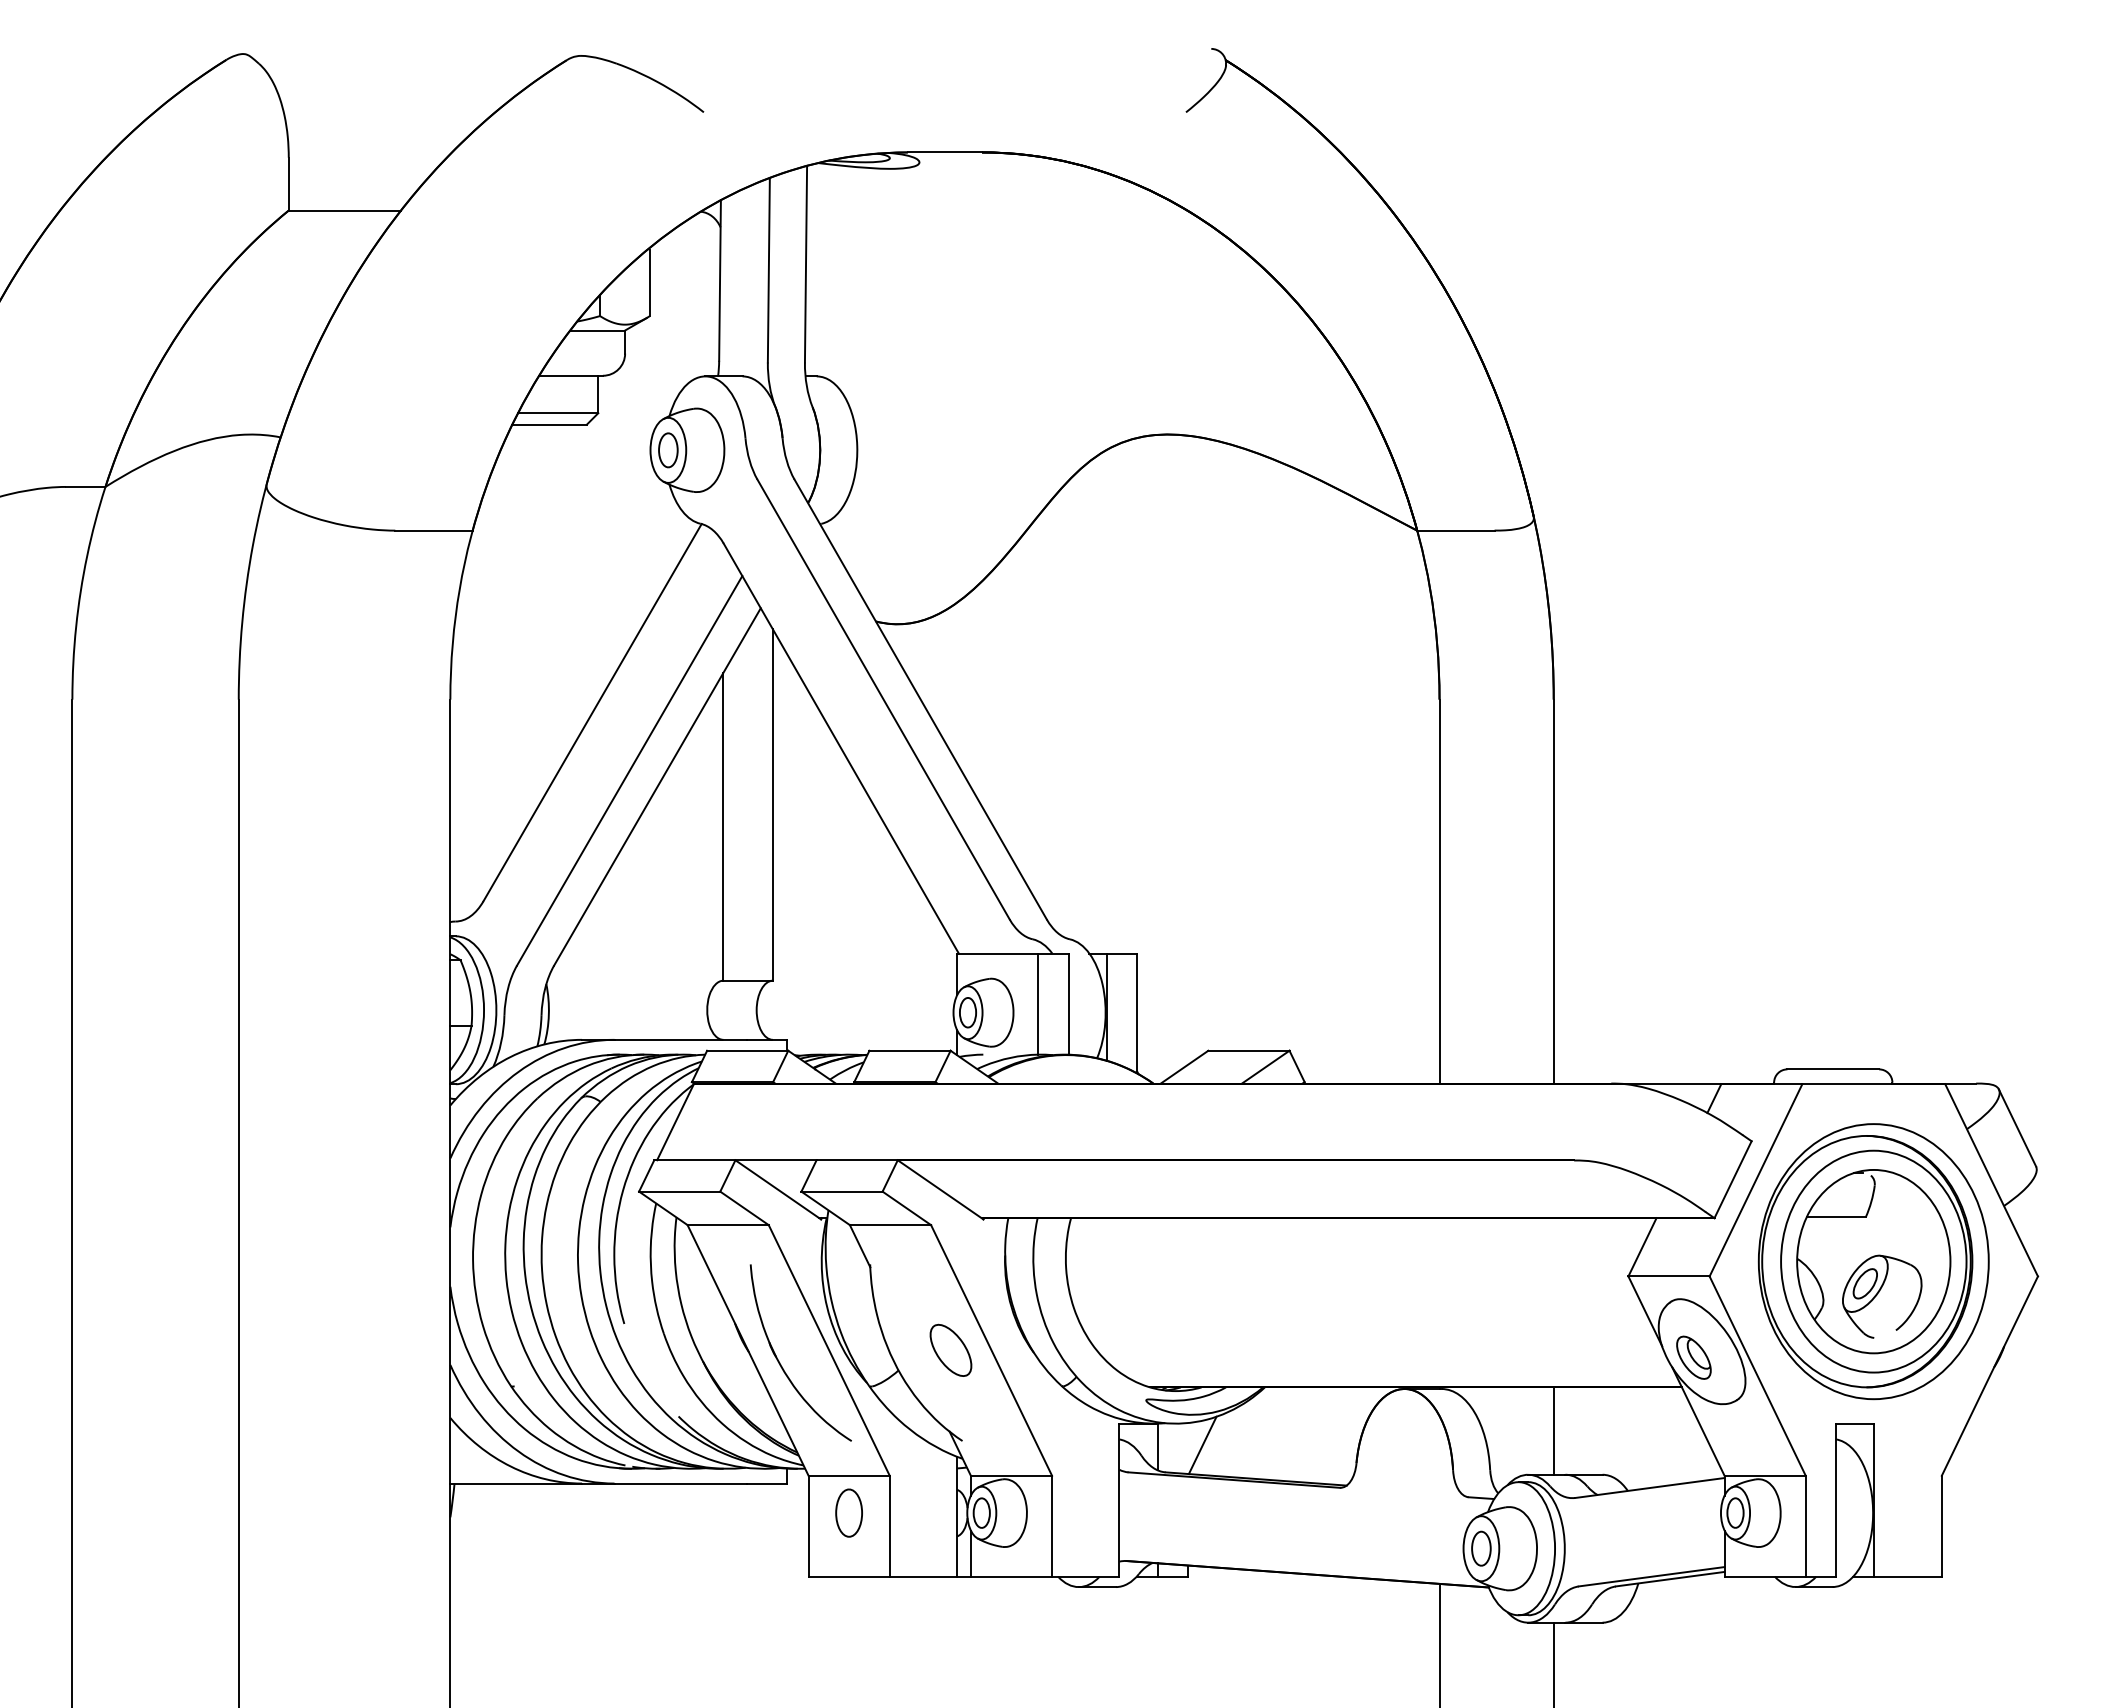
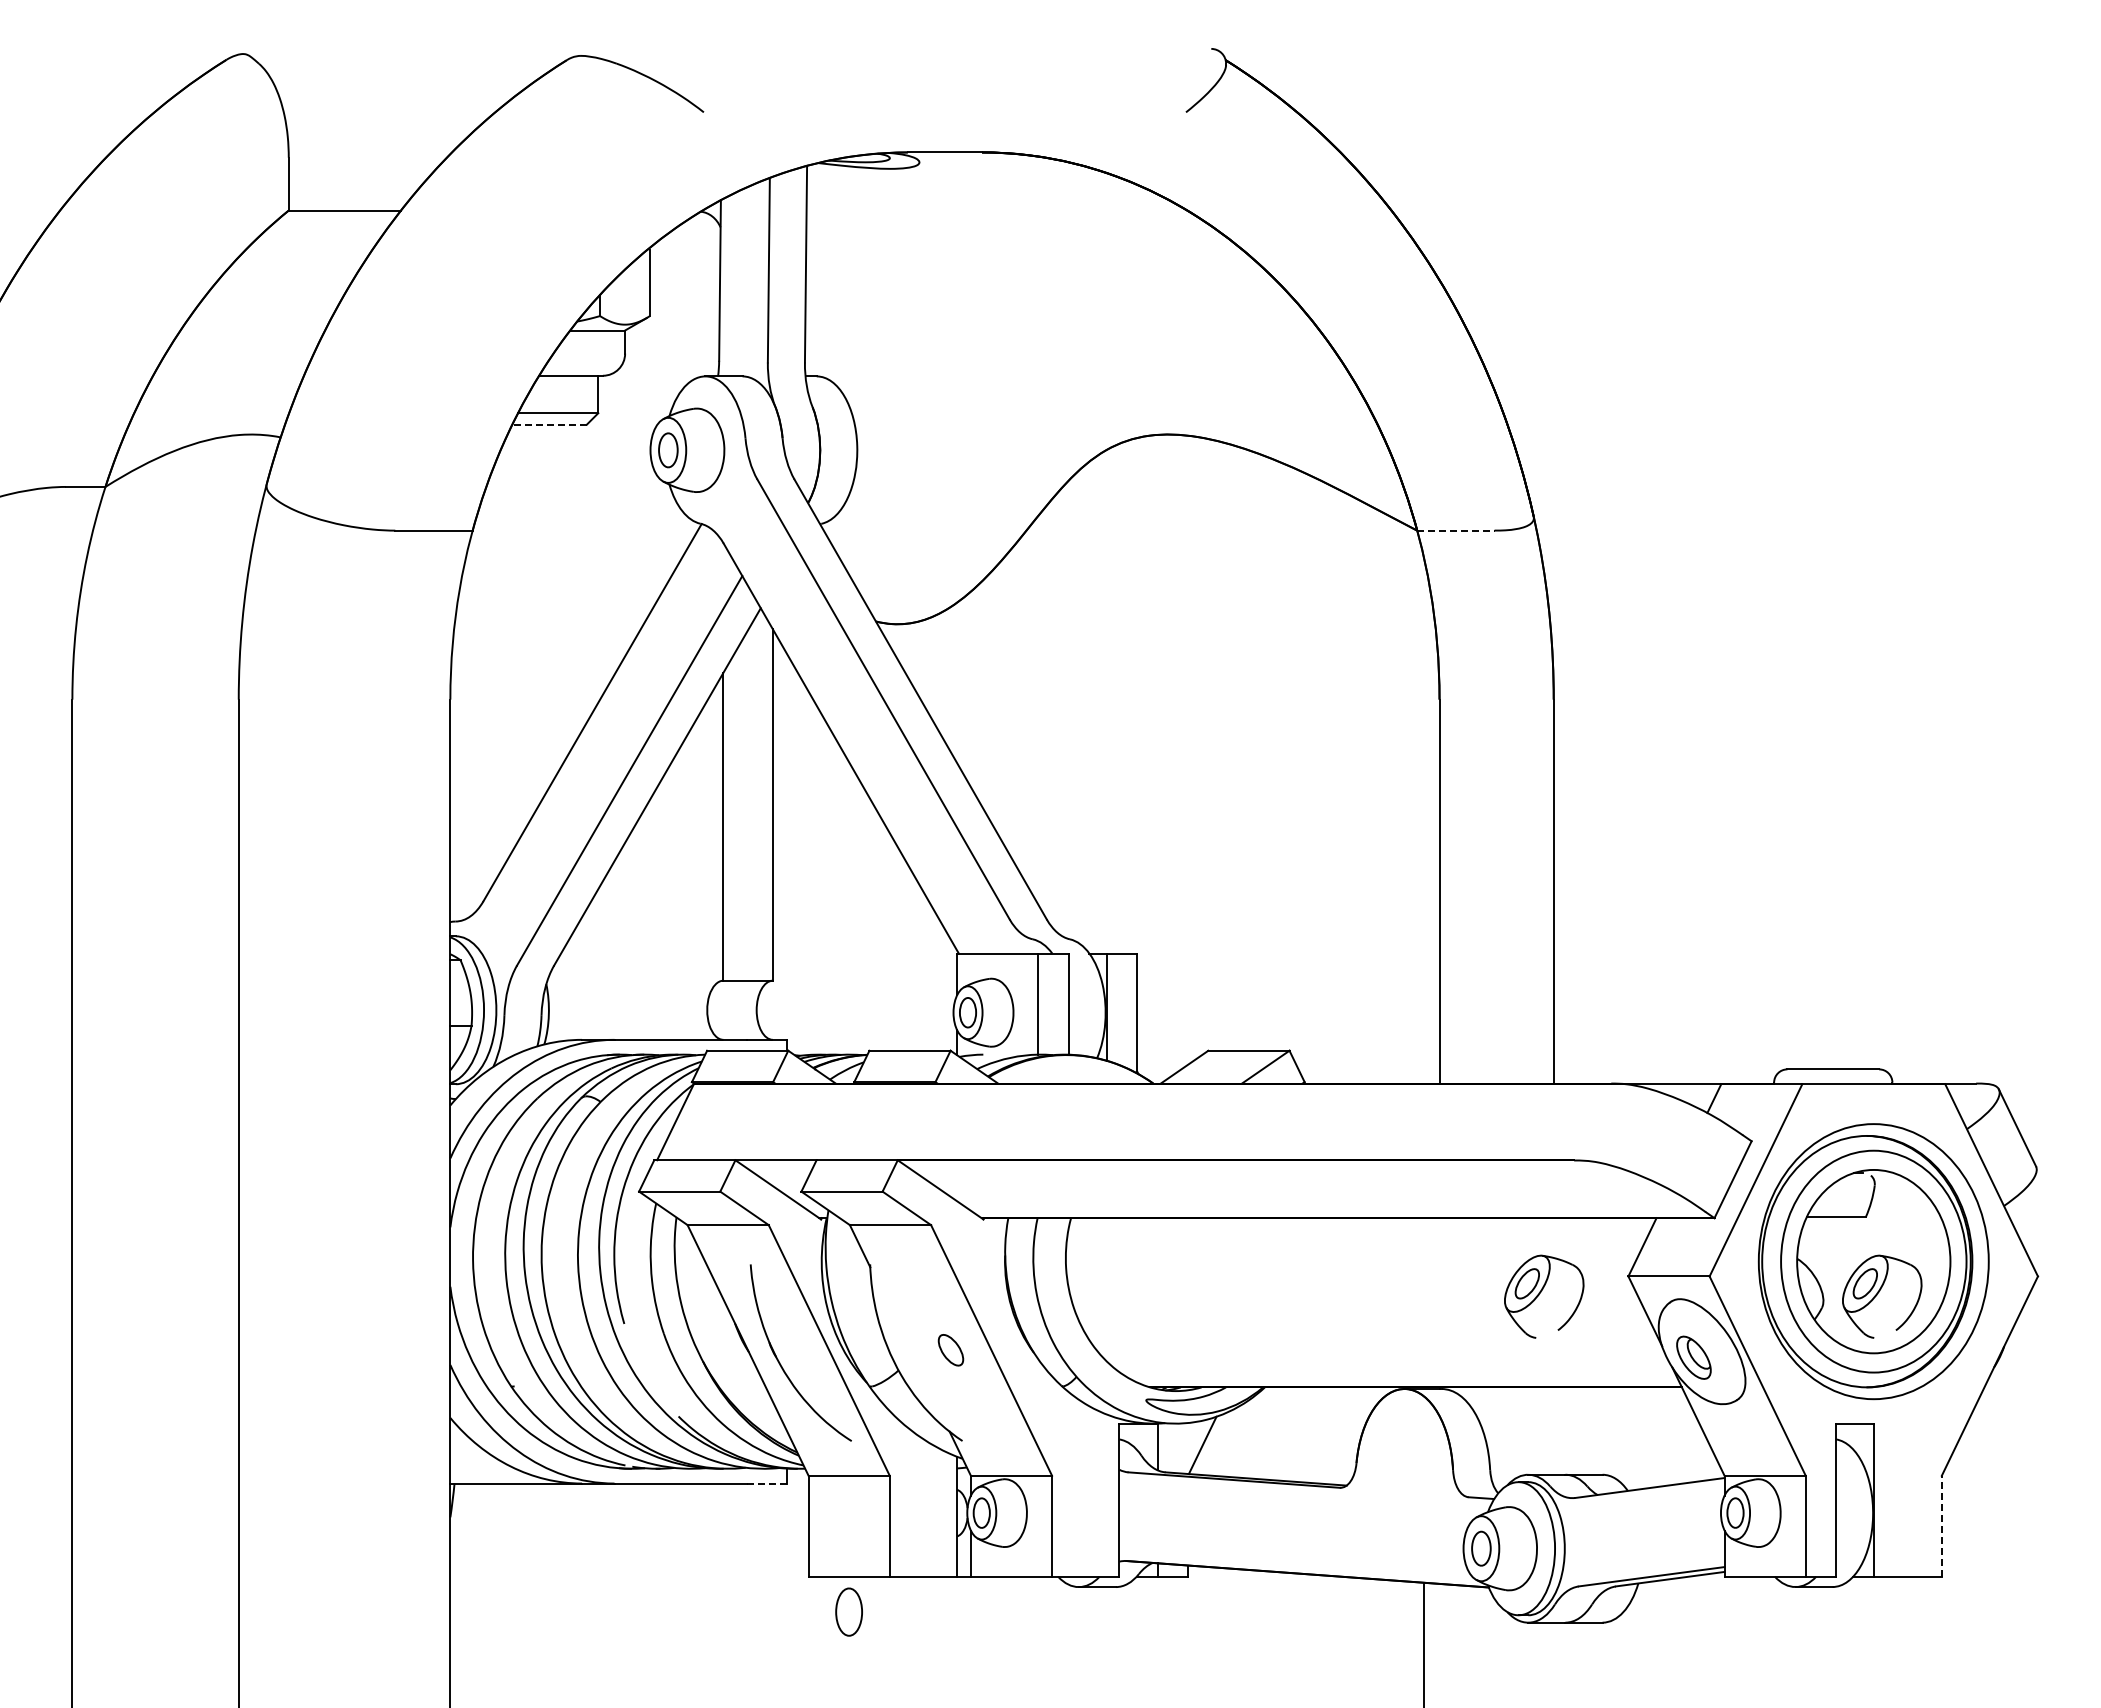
line: solid -> dashed (549, 424)
line: solid -> dashed (1455, 530)
part: none -> present (1544, 1296)
part size: 44x54 px -> 28x33 px (950, 1350)
line: present -> none (1553, 1430)
line: solid -> dashed (767, 1483)
part position: (848, 1512) -> (848, 1611) (848, 1611)
line: solid -> dashed (1941, 1526)
line position: (1439, 1643) -> (1423, 1643) (1423, 1643)
line: present -> none (1553, 1663)
